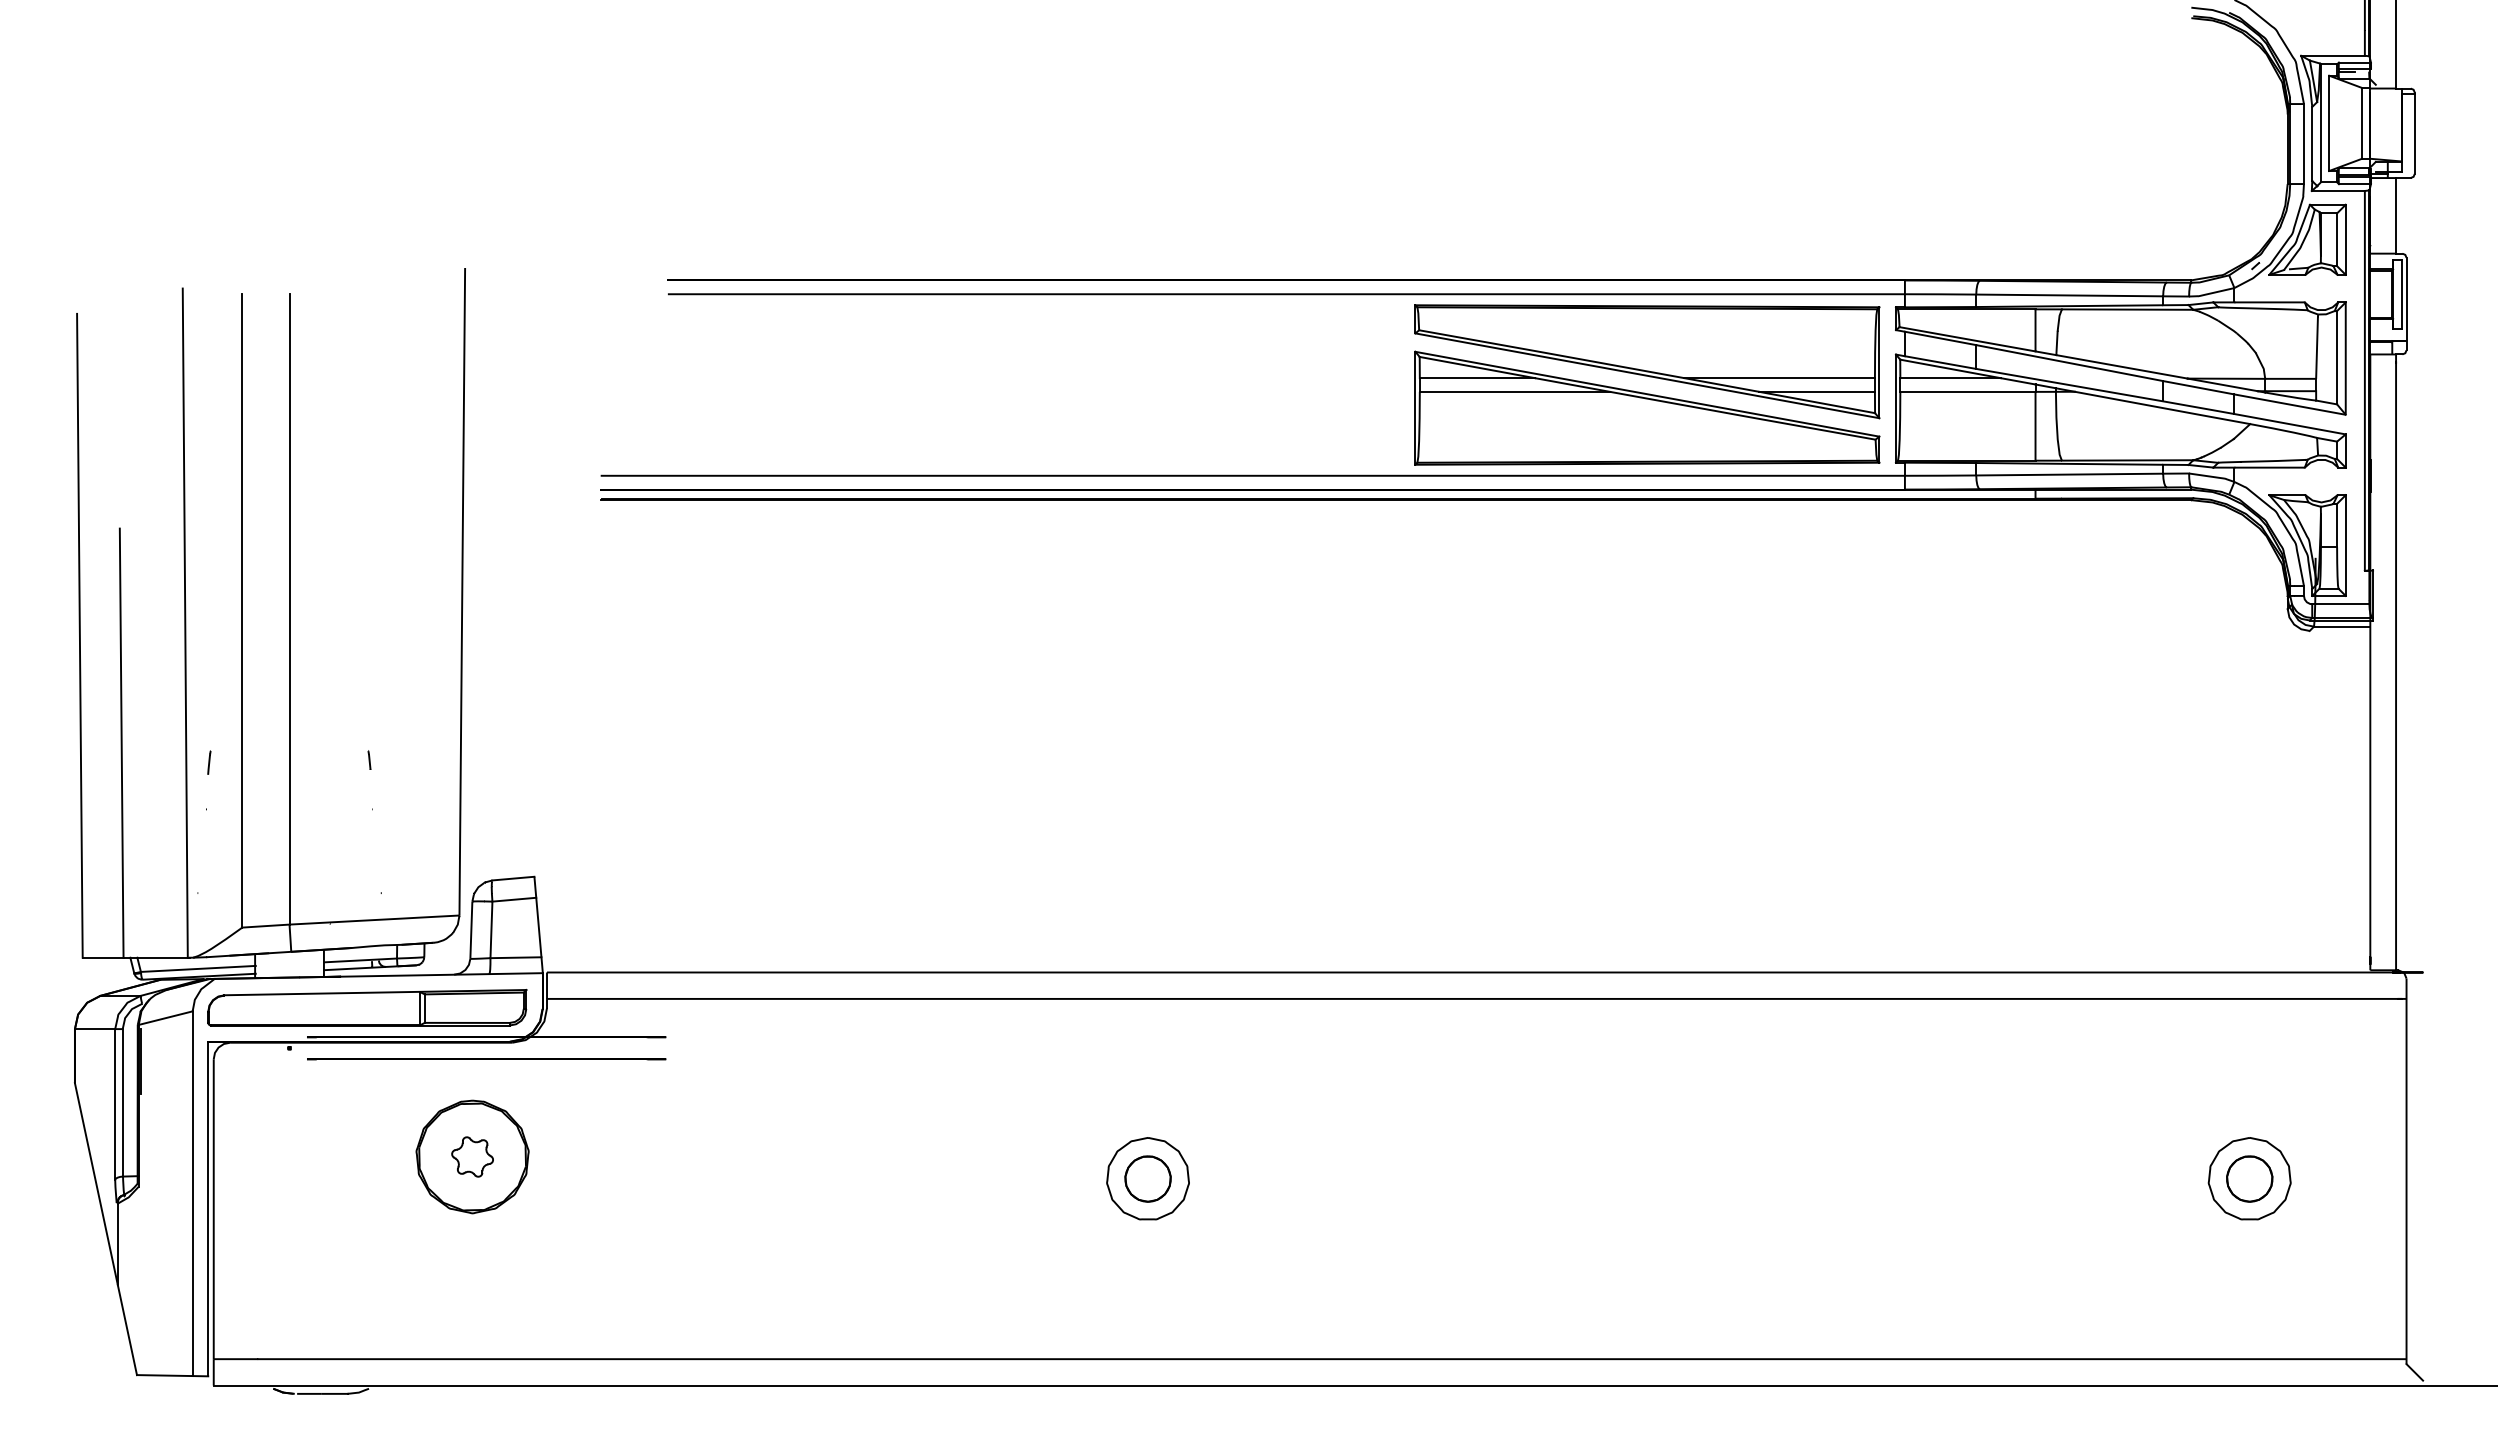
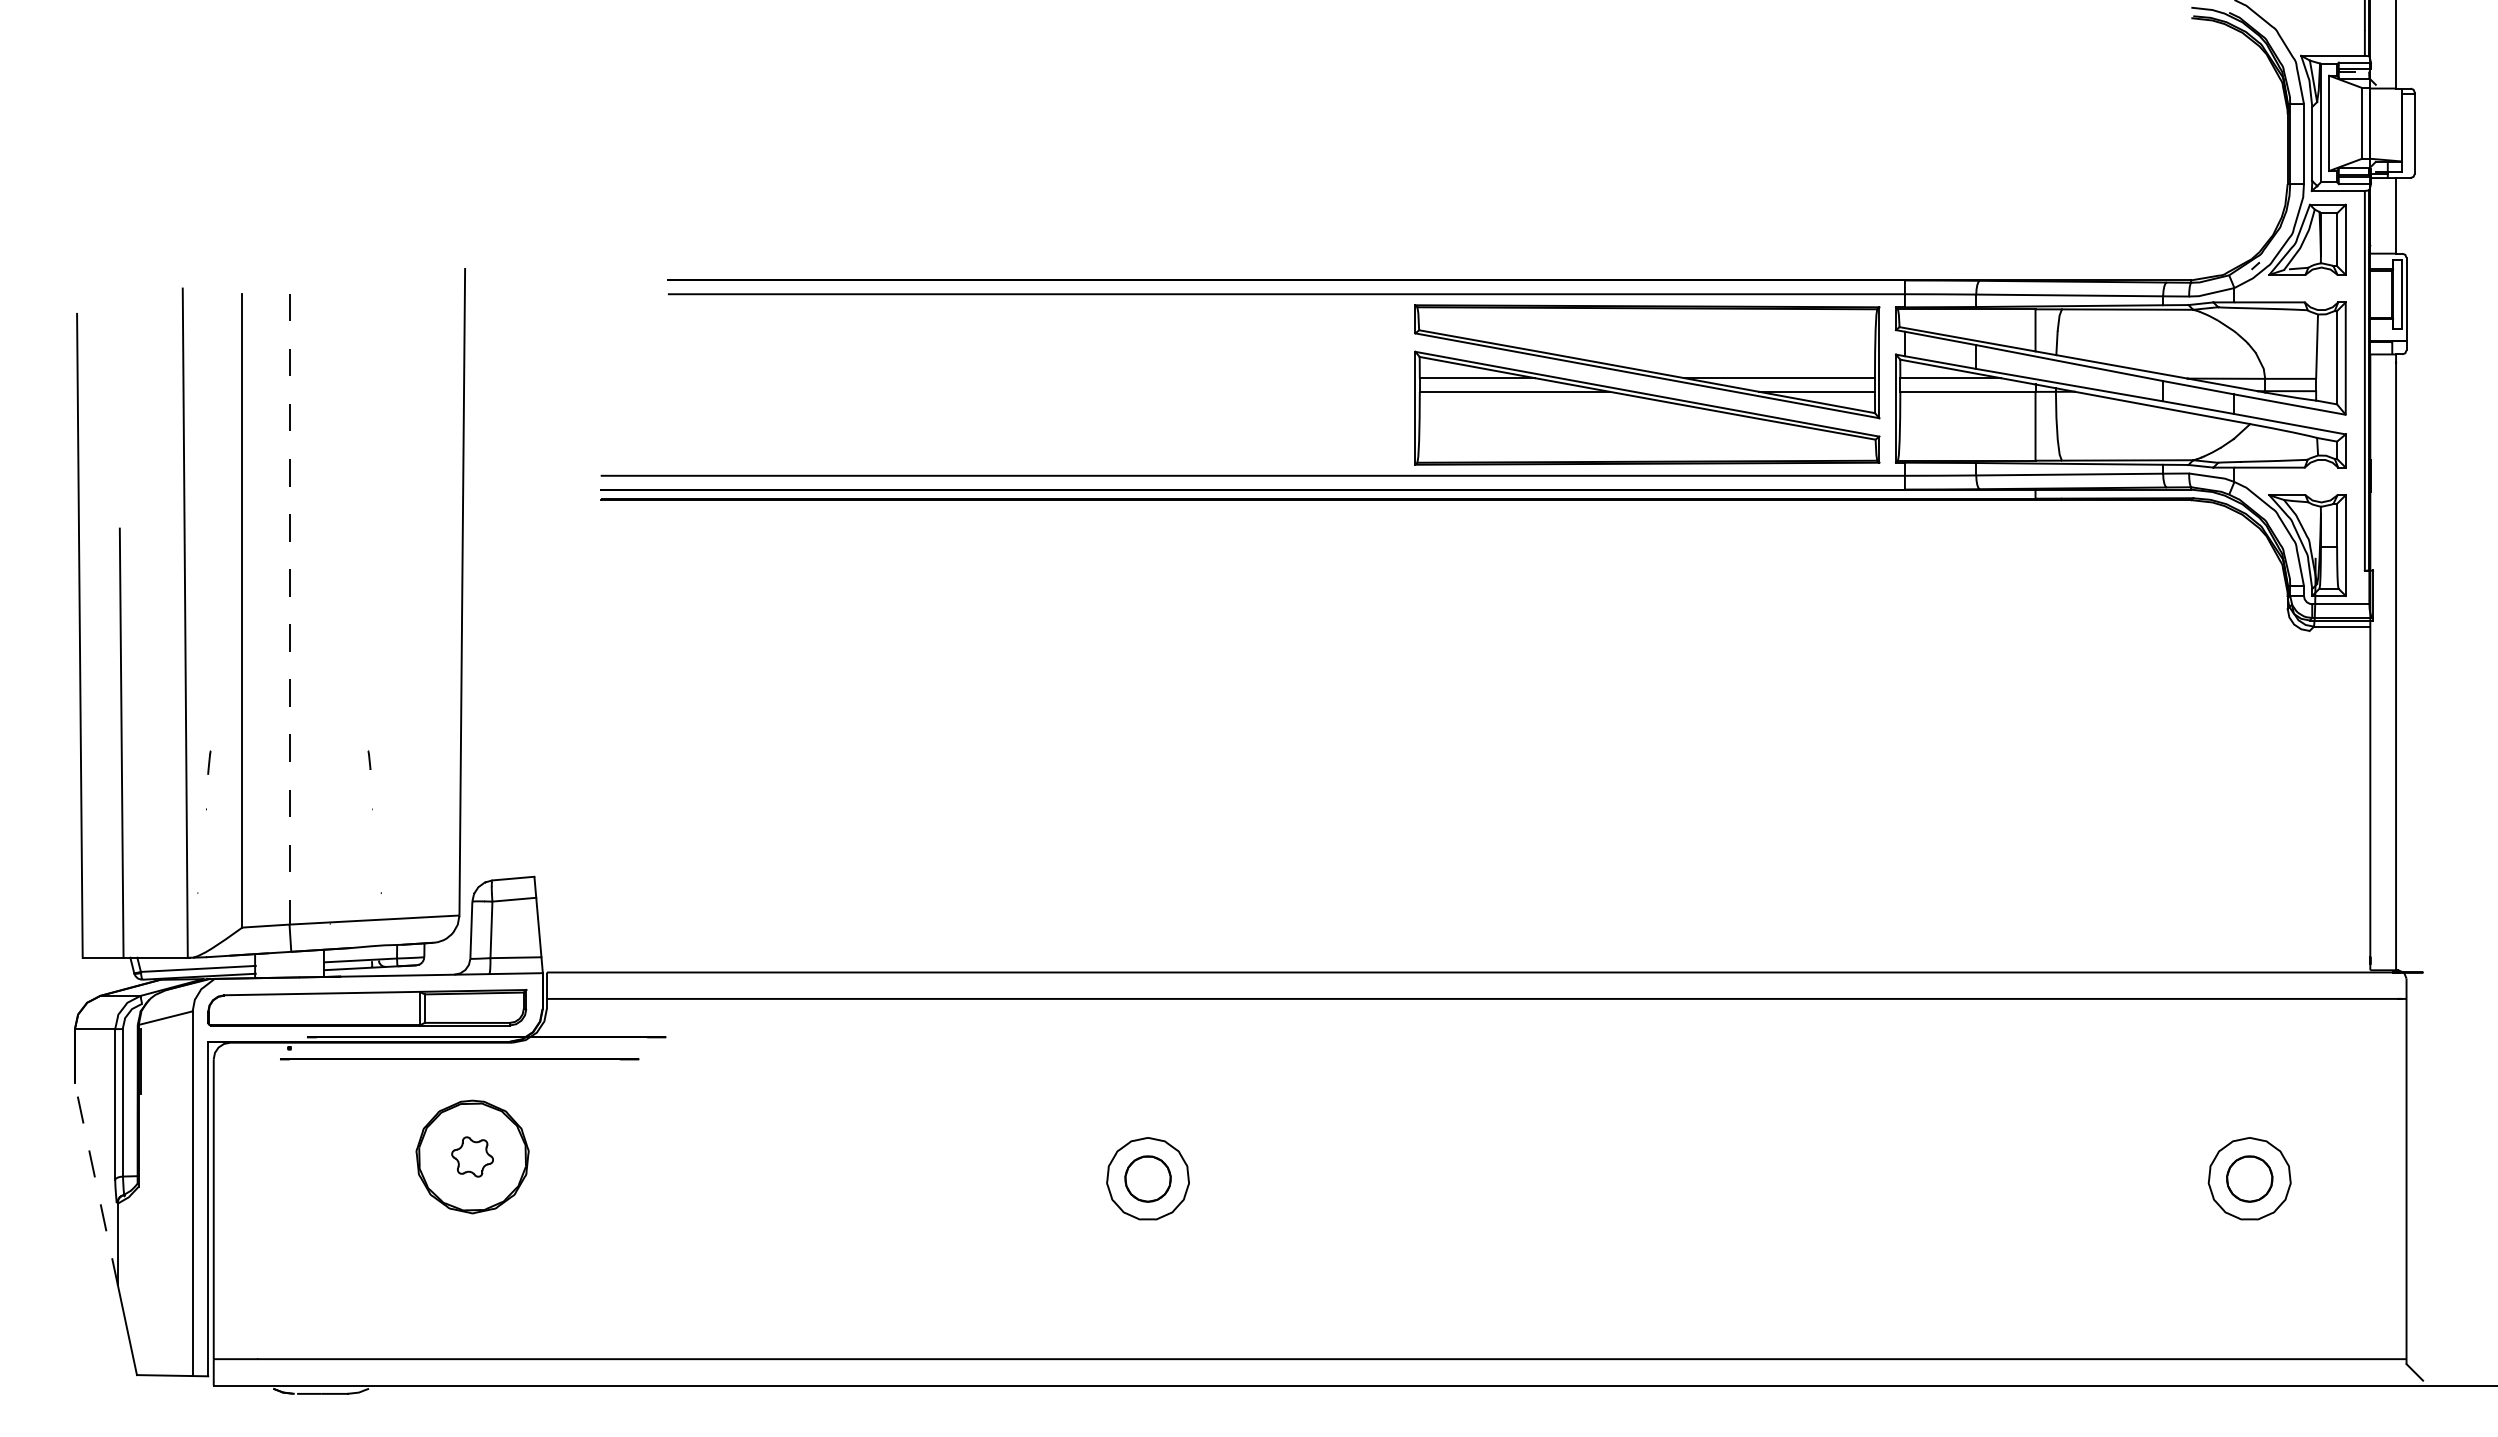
line: solid -> dashed (289, 609)
line position: (486, 1059) -> (459, 1059) (459, 1059)
line: solid -> dashed (96, 1183)
